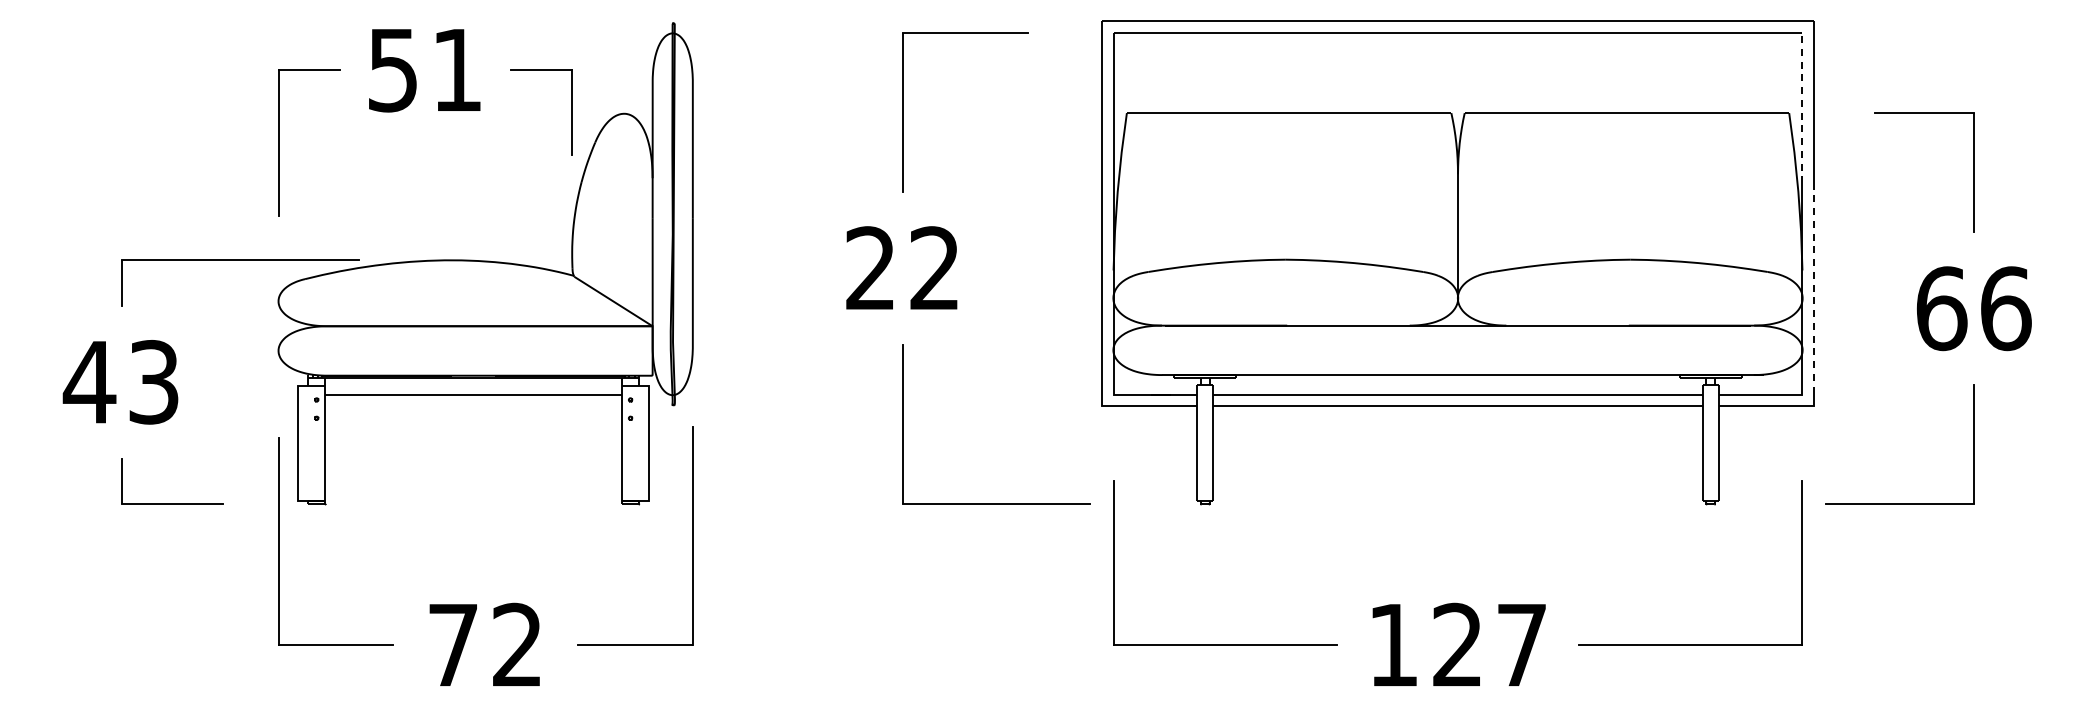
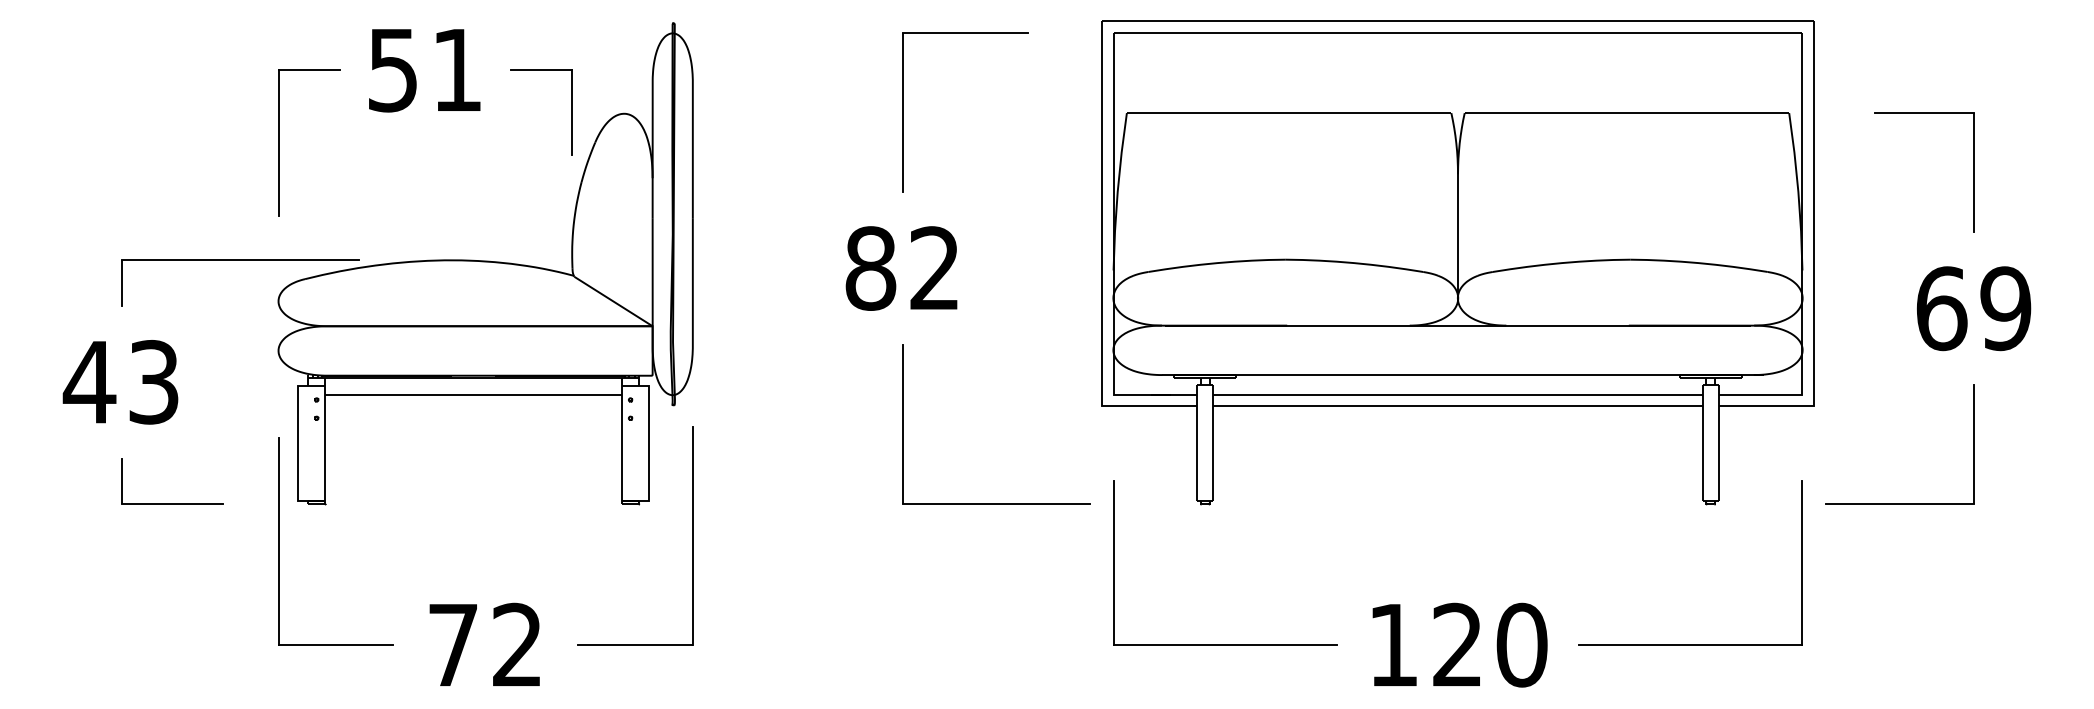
line: dashed -> solid (1802, 107)
text: 22 -> 82 (870, 268)
line: dashed -> solid (1813, 288)
text: 66 -> 69 (2005, 308)
text: 127 -> 120 (1521, 644)
